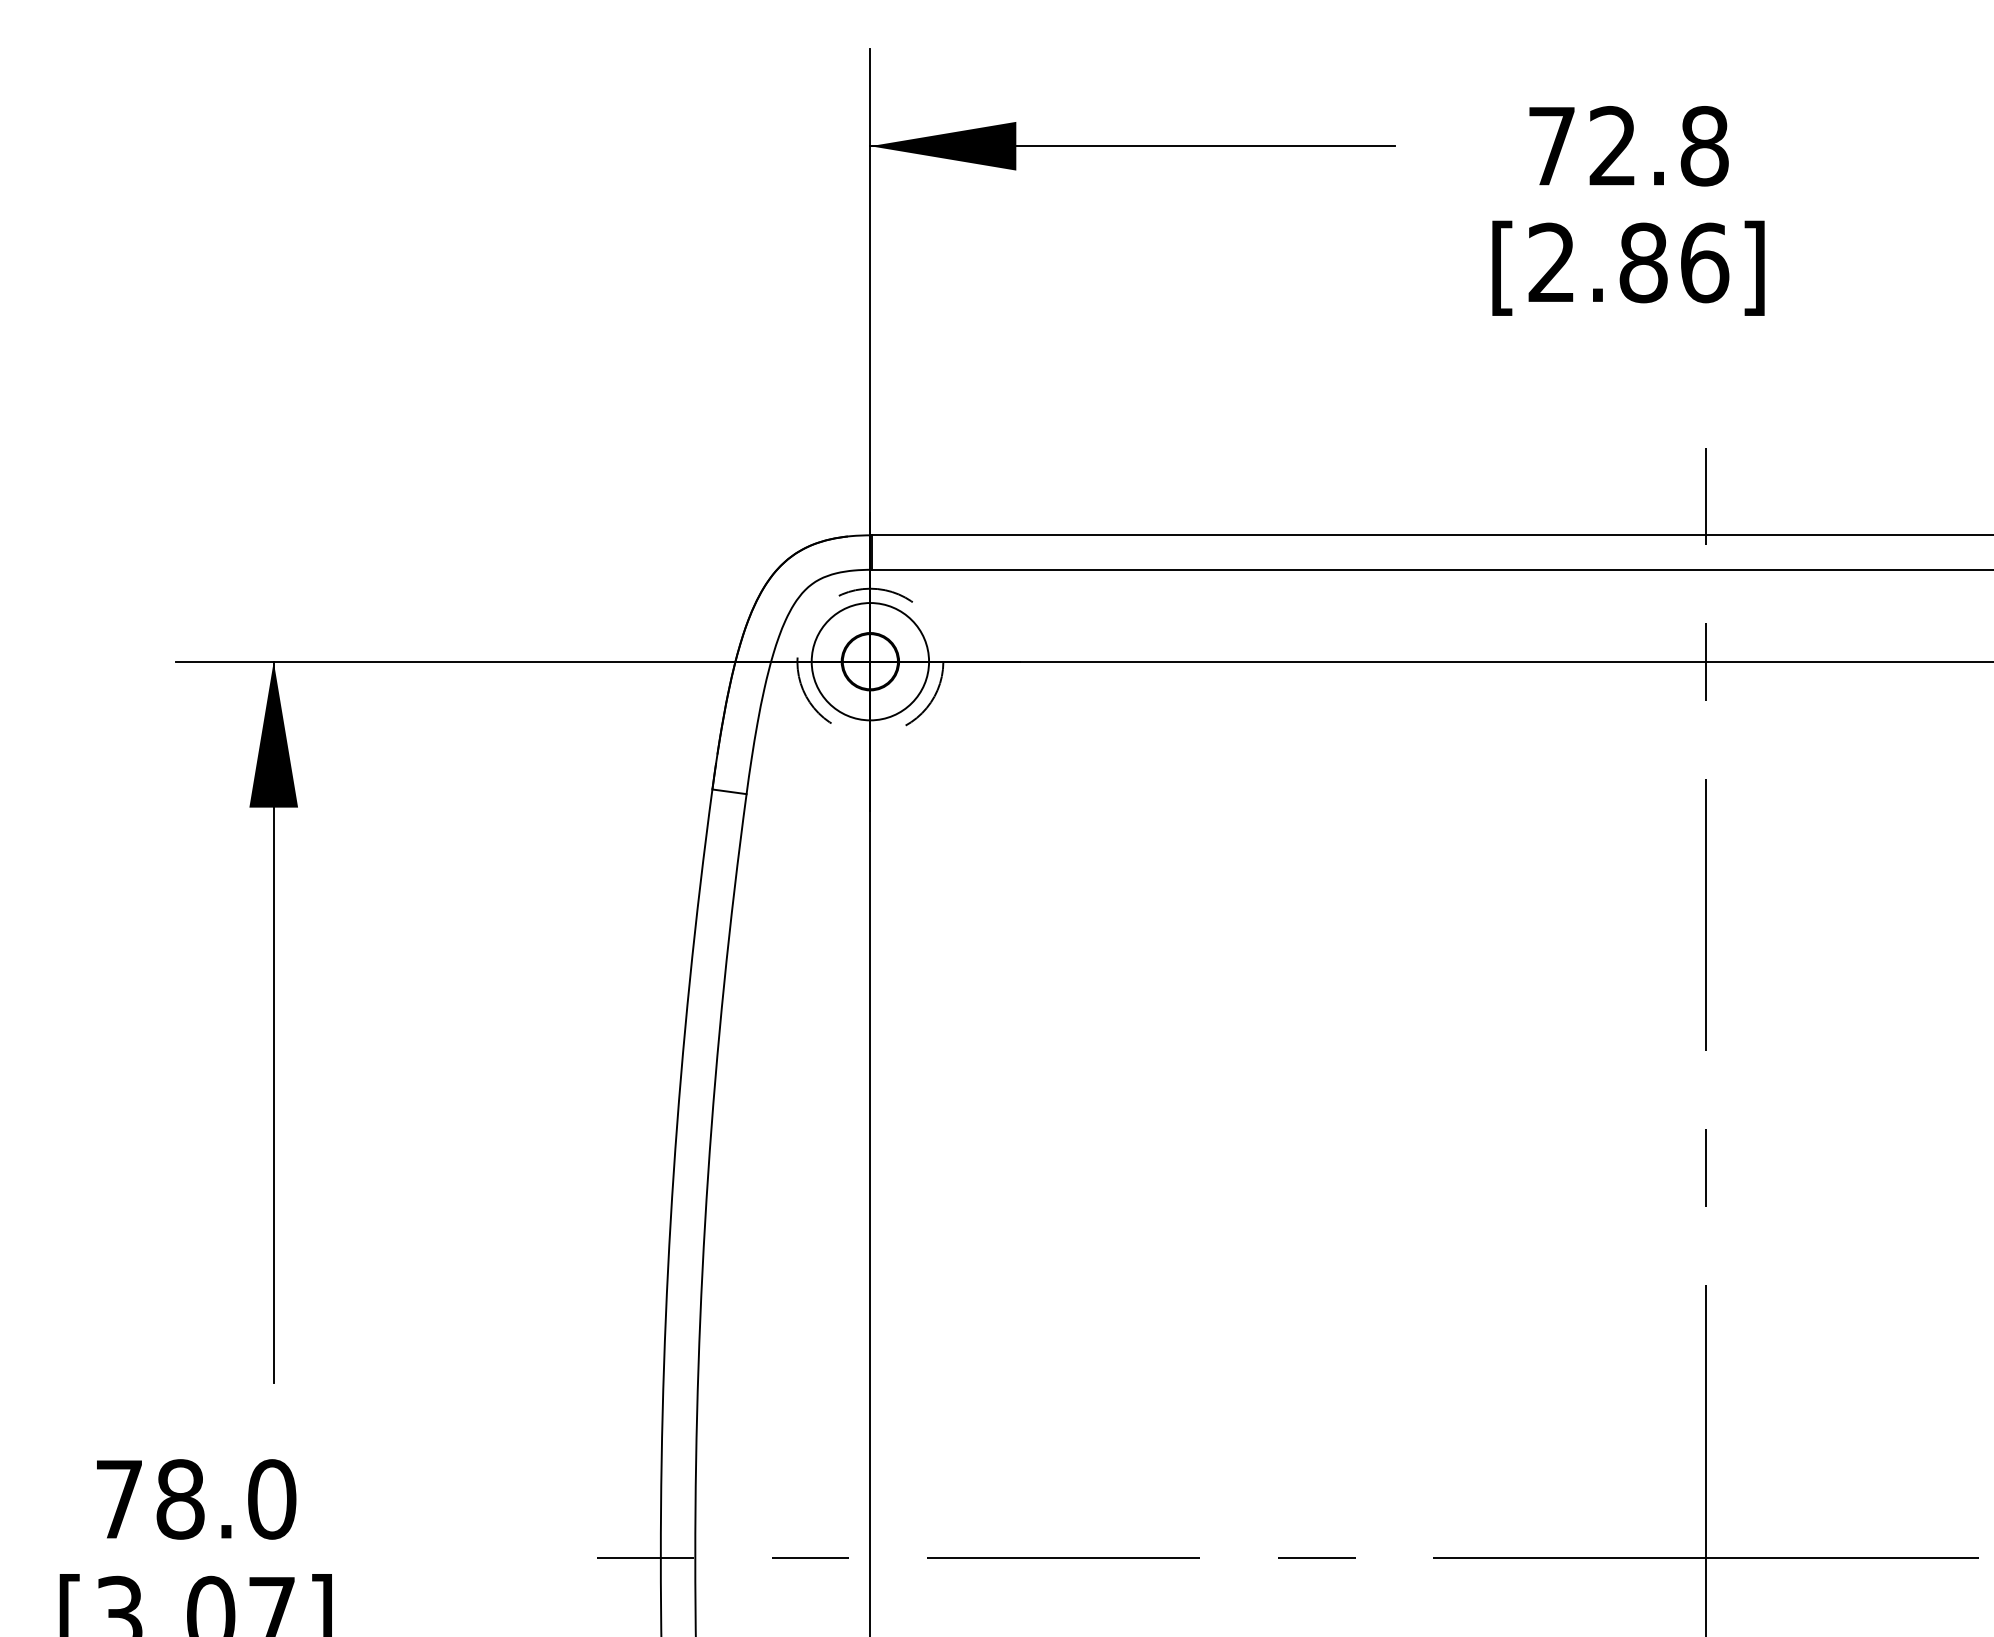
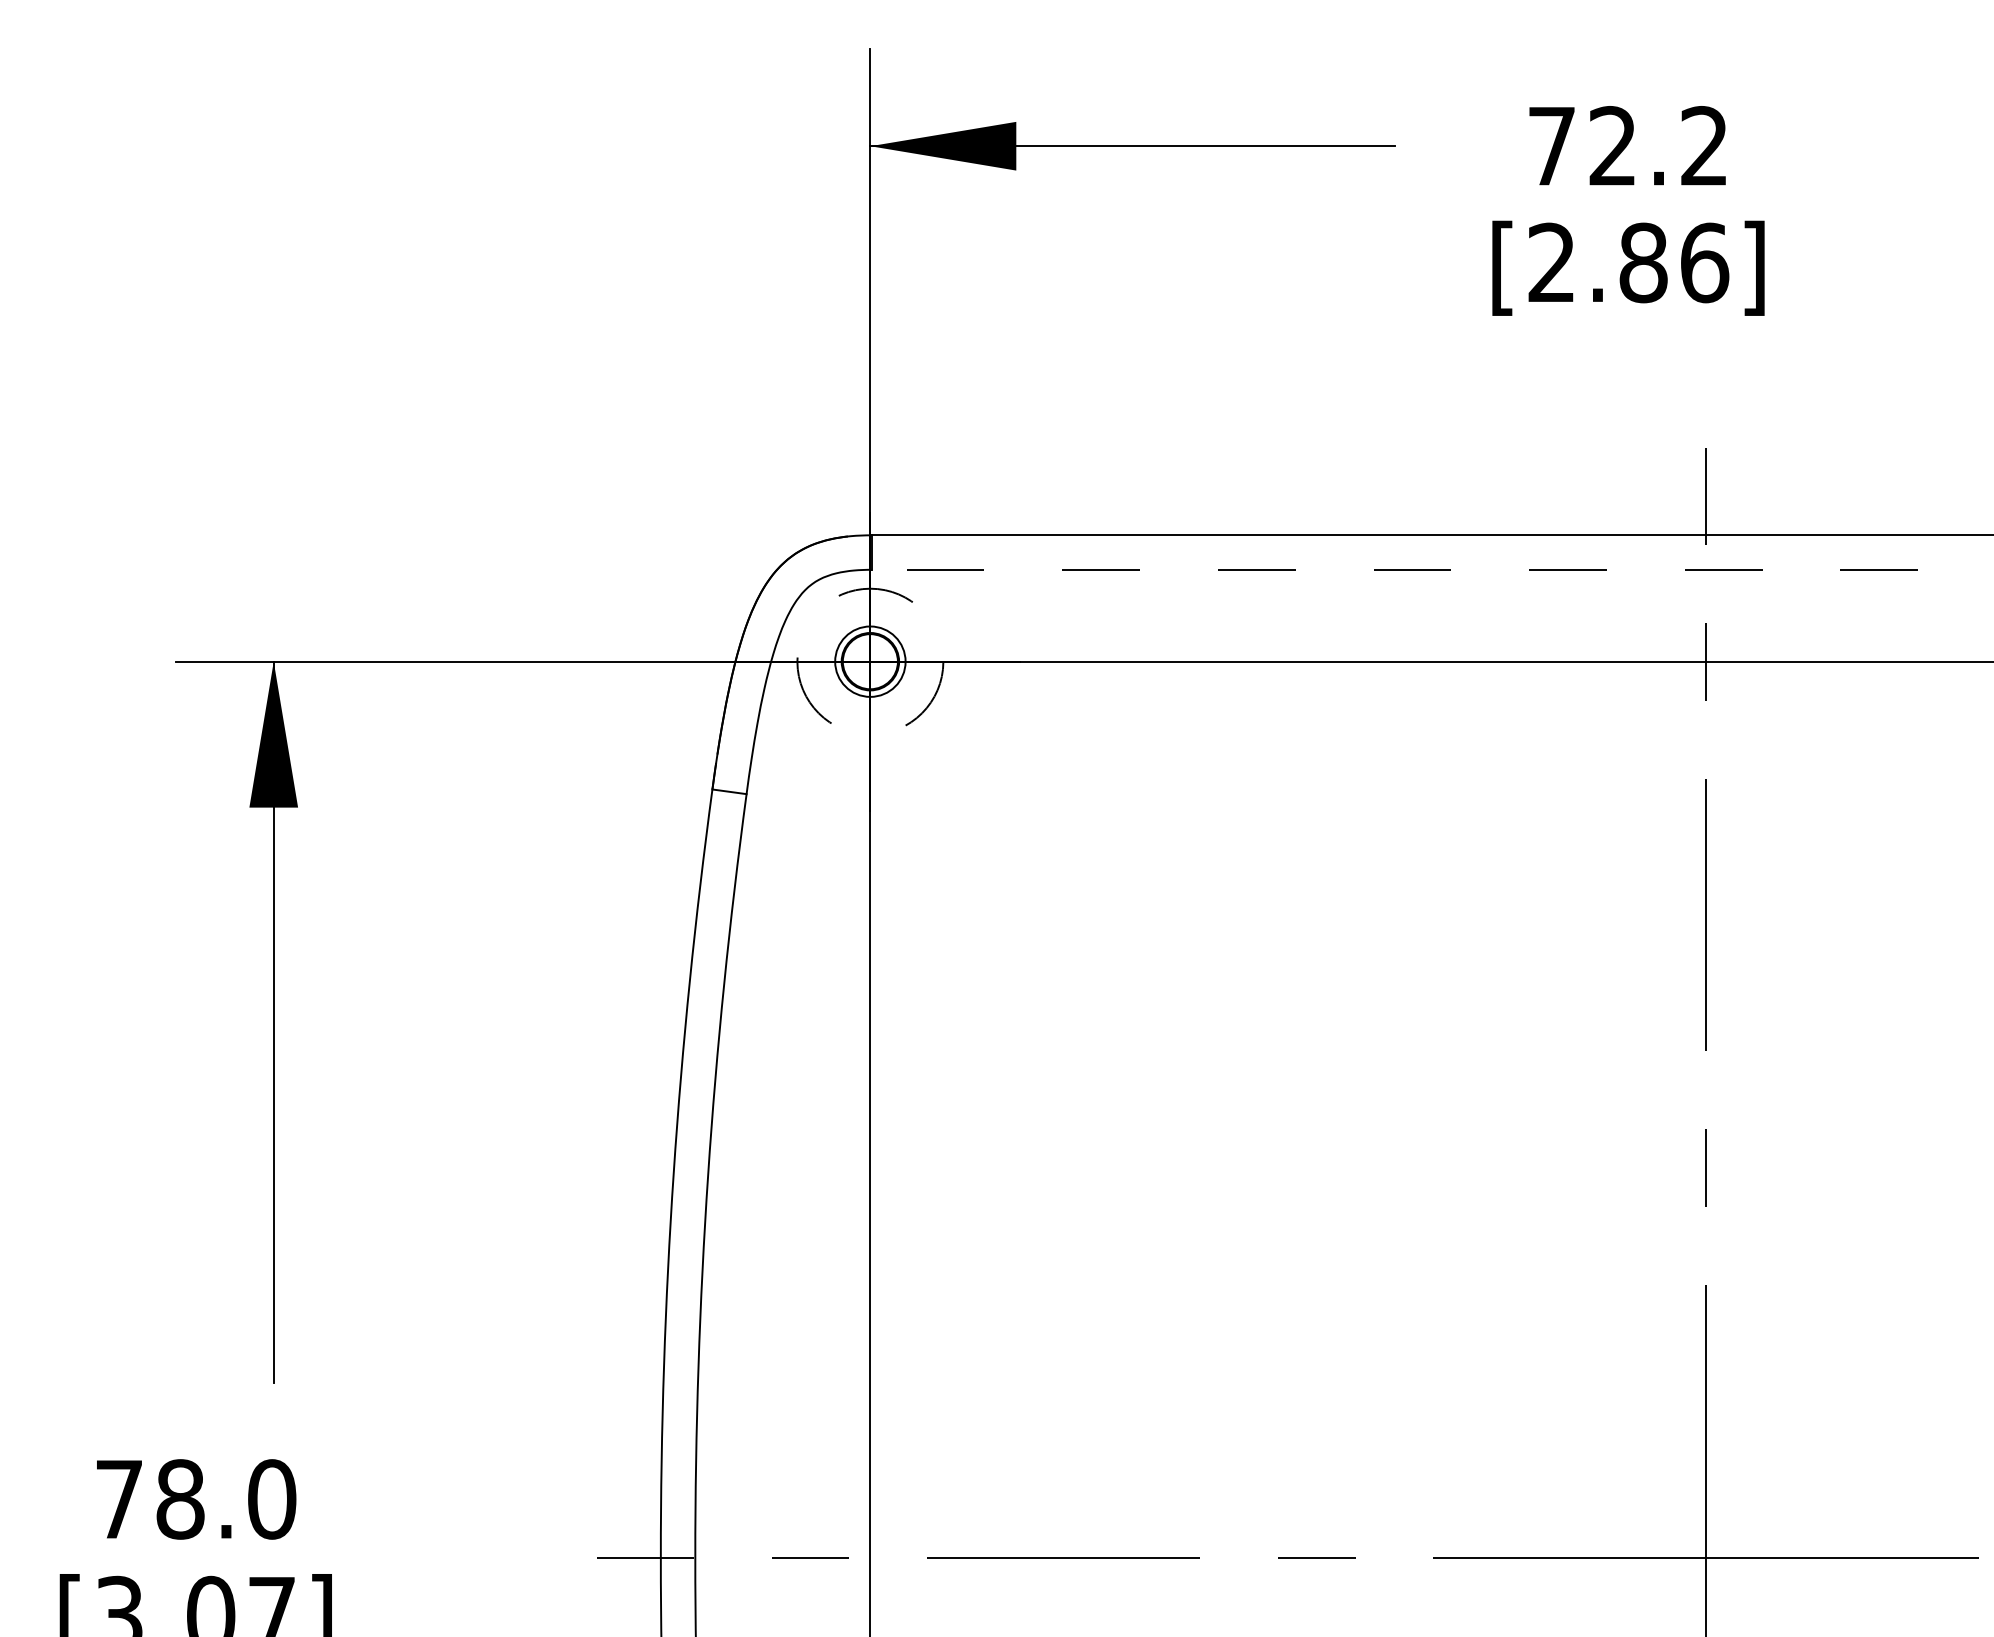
text: 72.8 -> 72.2 (1704, 146)
line: solid -> dashed (1432, 569)
circle diameter: 117 px -> 70 px (870, 661)
